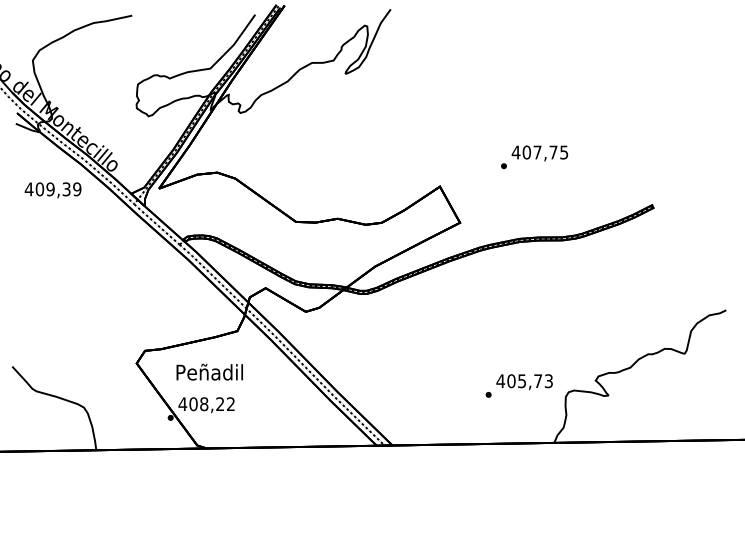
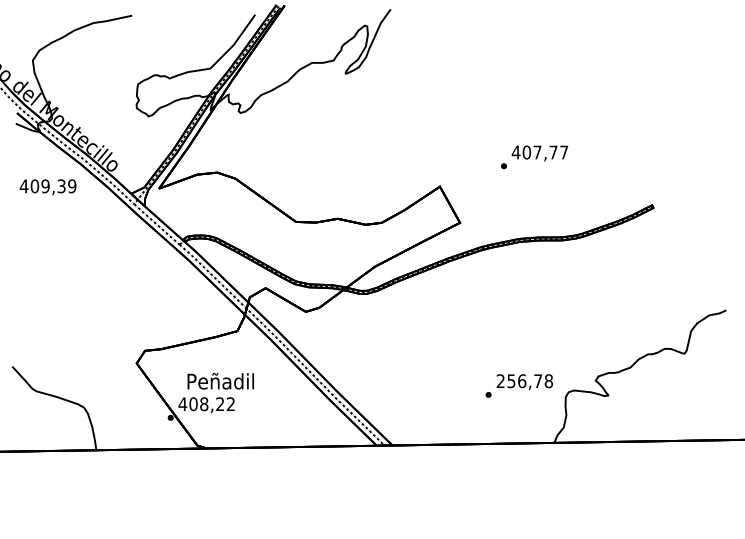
text: 407,75 -> 407,77 (564, 152)
text position: (52, 190) -> (47, 187) (47, 187)
text position: (209, 371) -> (220, 380) (220, 380)
text: 405,73 -> 256,78 (524, 381)
